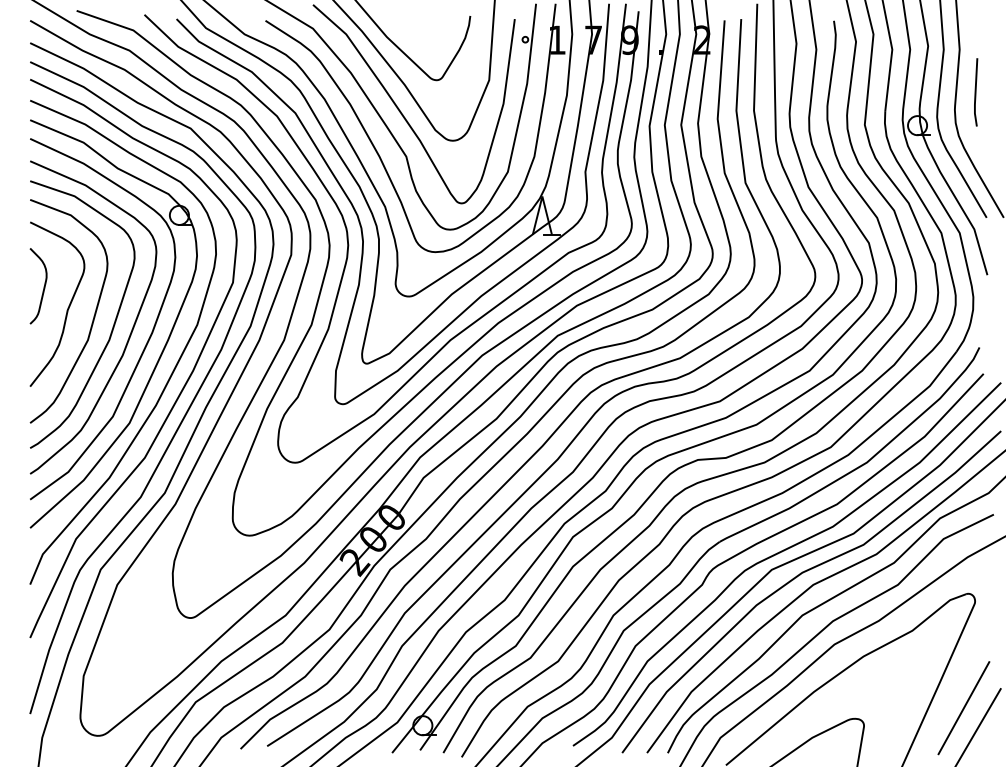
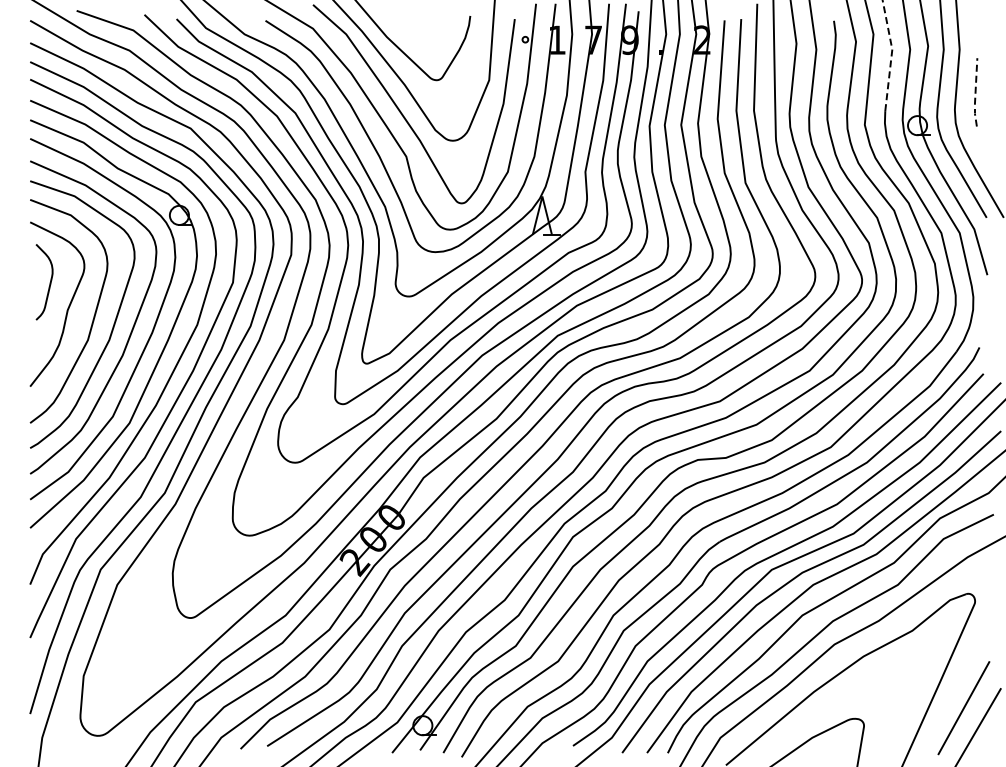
line: solid -> dashed (891, 54)
line: solid -> dashed (975, 93)
curve position: (43, 286) -> (49, 282) (49, 282)
